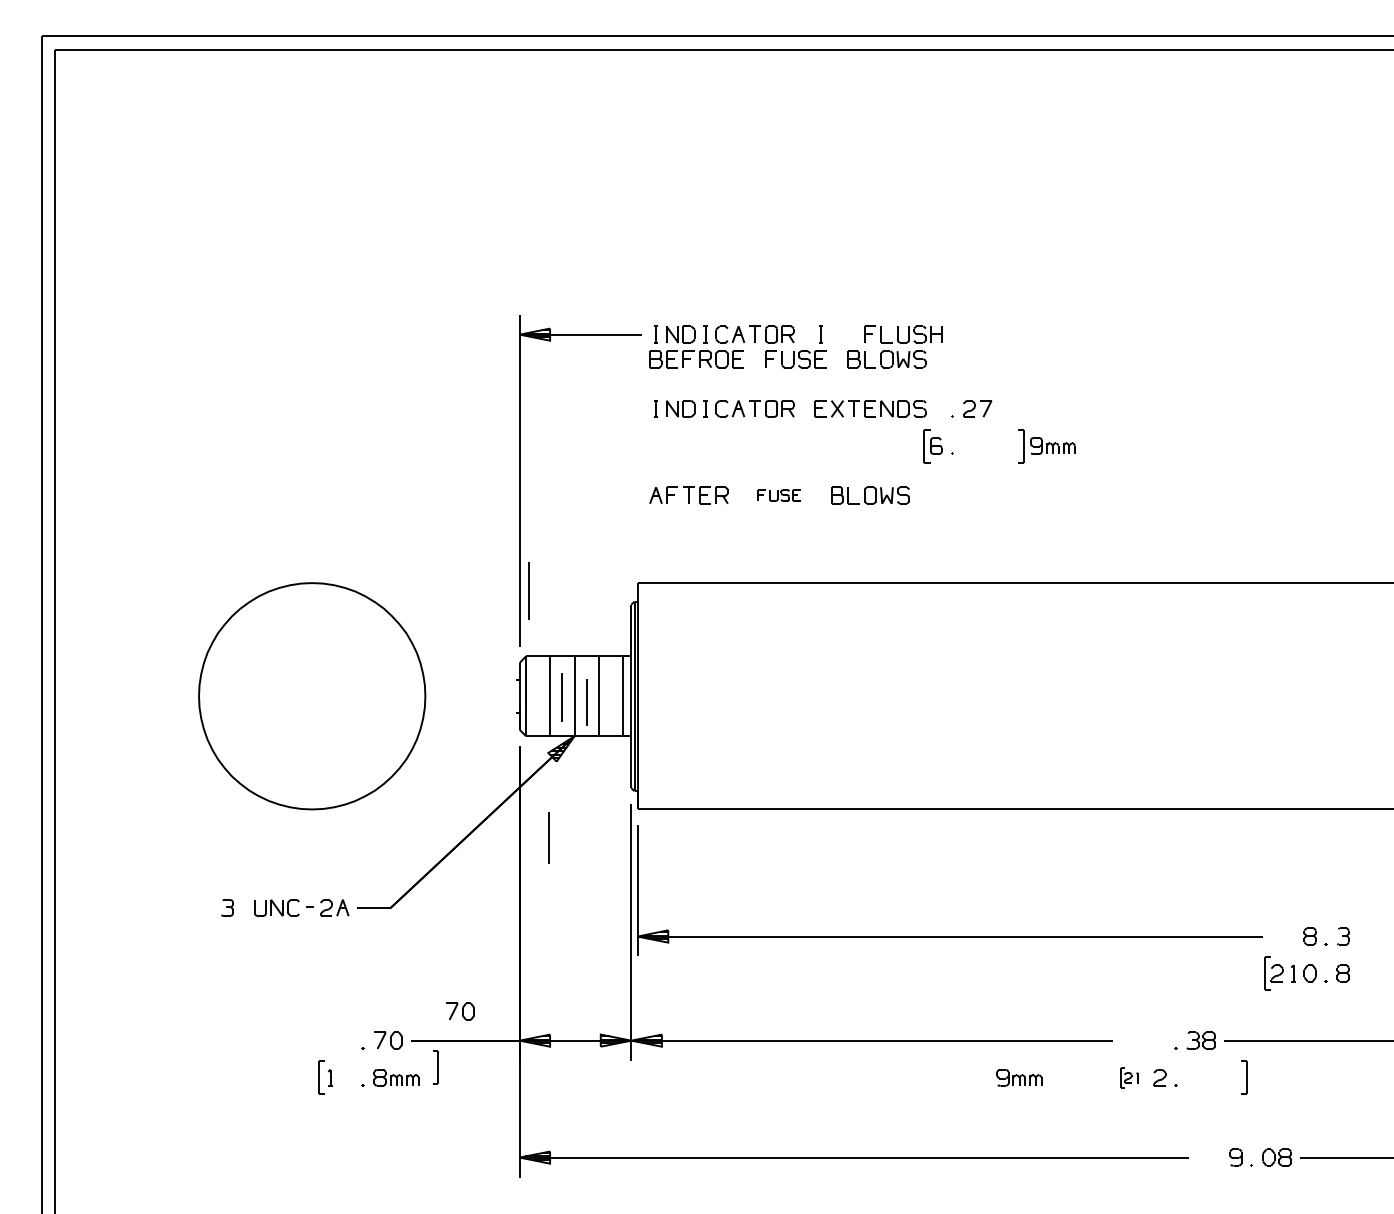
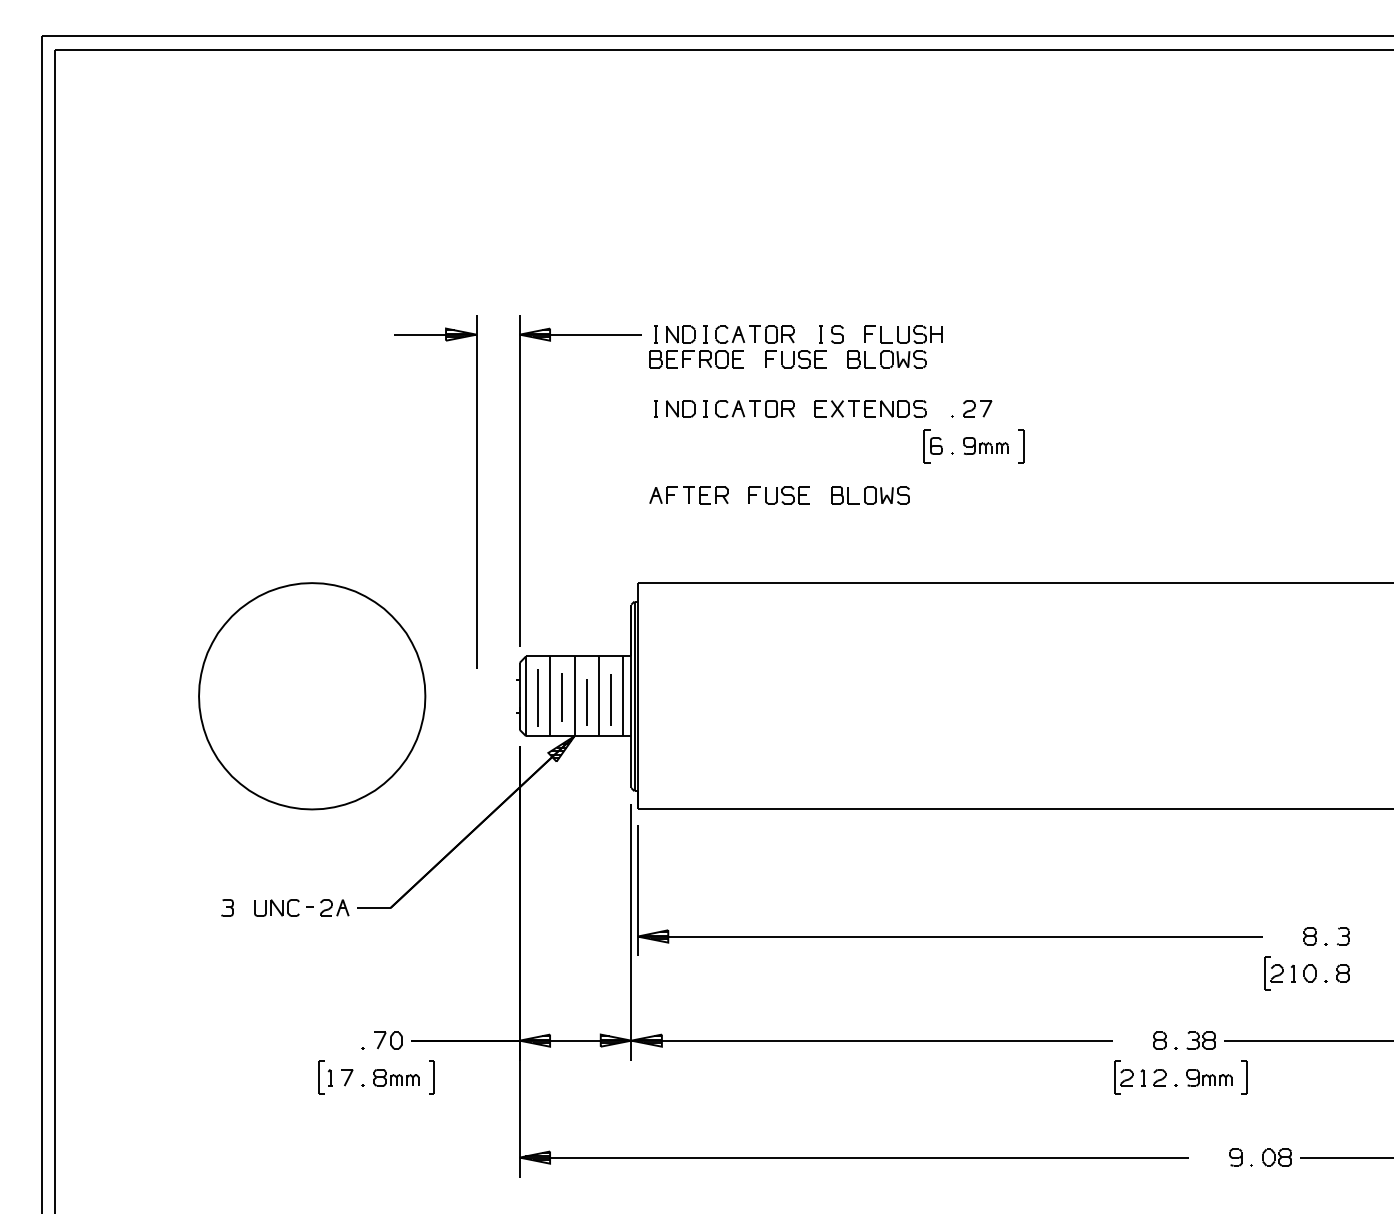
part: none -> present (837, 334)
part position: (1052, 445) -> (985, 445) (985, 445)
part: none -> present (476, 491)
part size: 44x13 px -> 62x19 px (778, 495)
line position: (528, 590) -> (537, 697) (537, 697)
line position: (548, 837) -> (610, 699) (610, 699)
part: present -> none (460, 1011)
part: none -> present (1159, 1040)
part position: (435, 1067) -> (431, 1077) (431, 1077)
part: none -> present (347, 1077)
part position: (1019, 1077) -> (1209, 1077) (1209, 1077)
part size: 19x22 px -> 32x35 px (1129, 1077)
